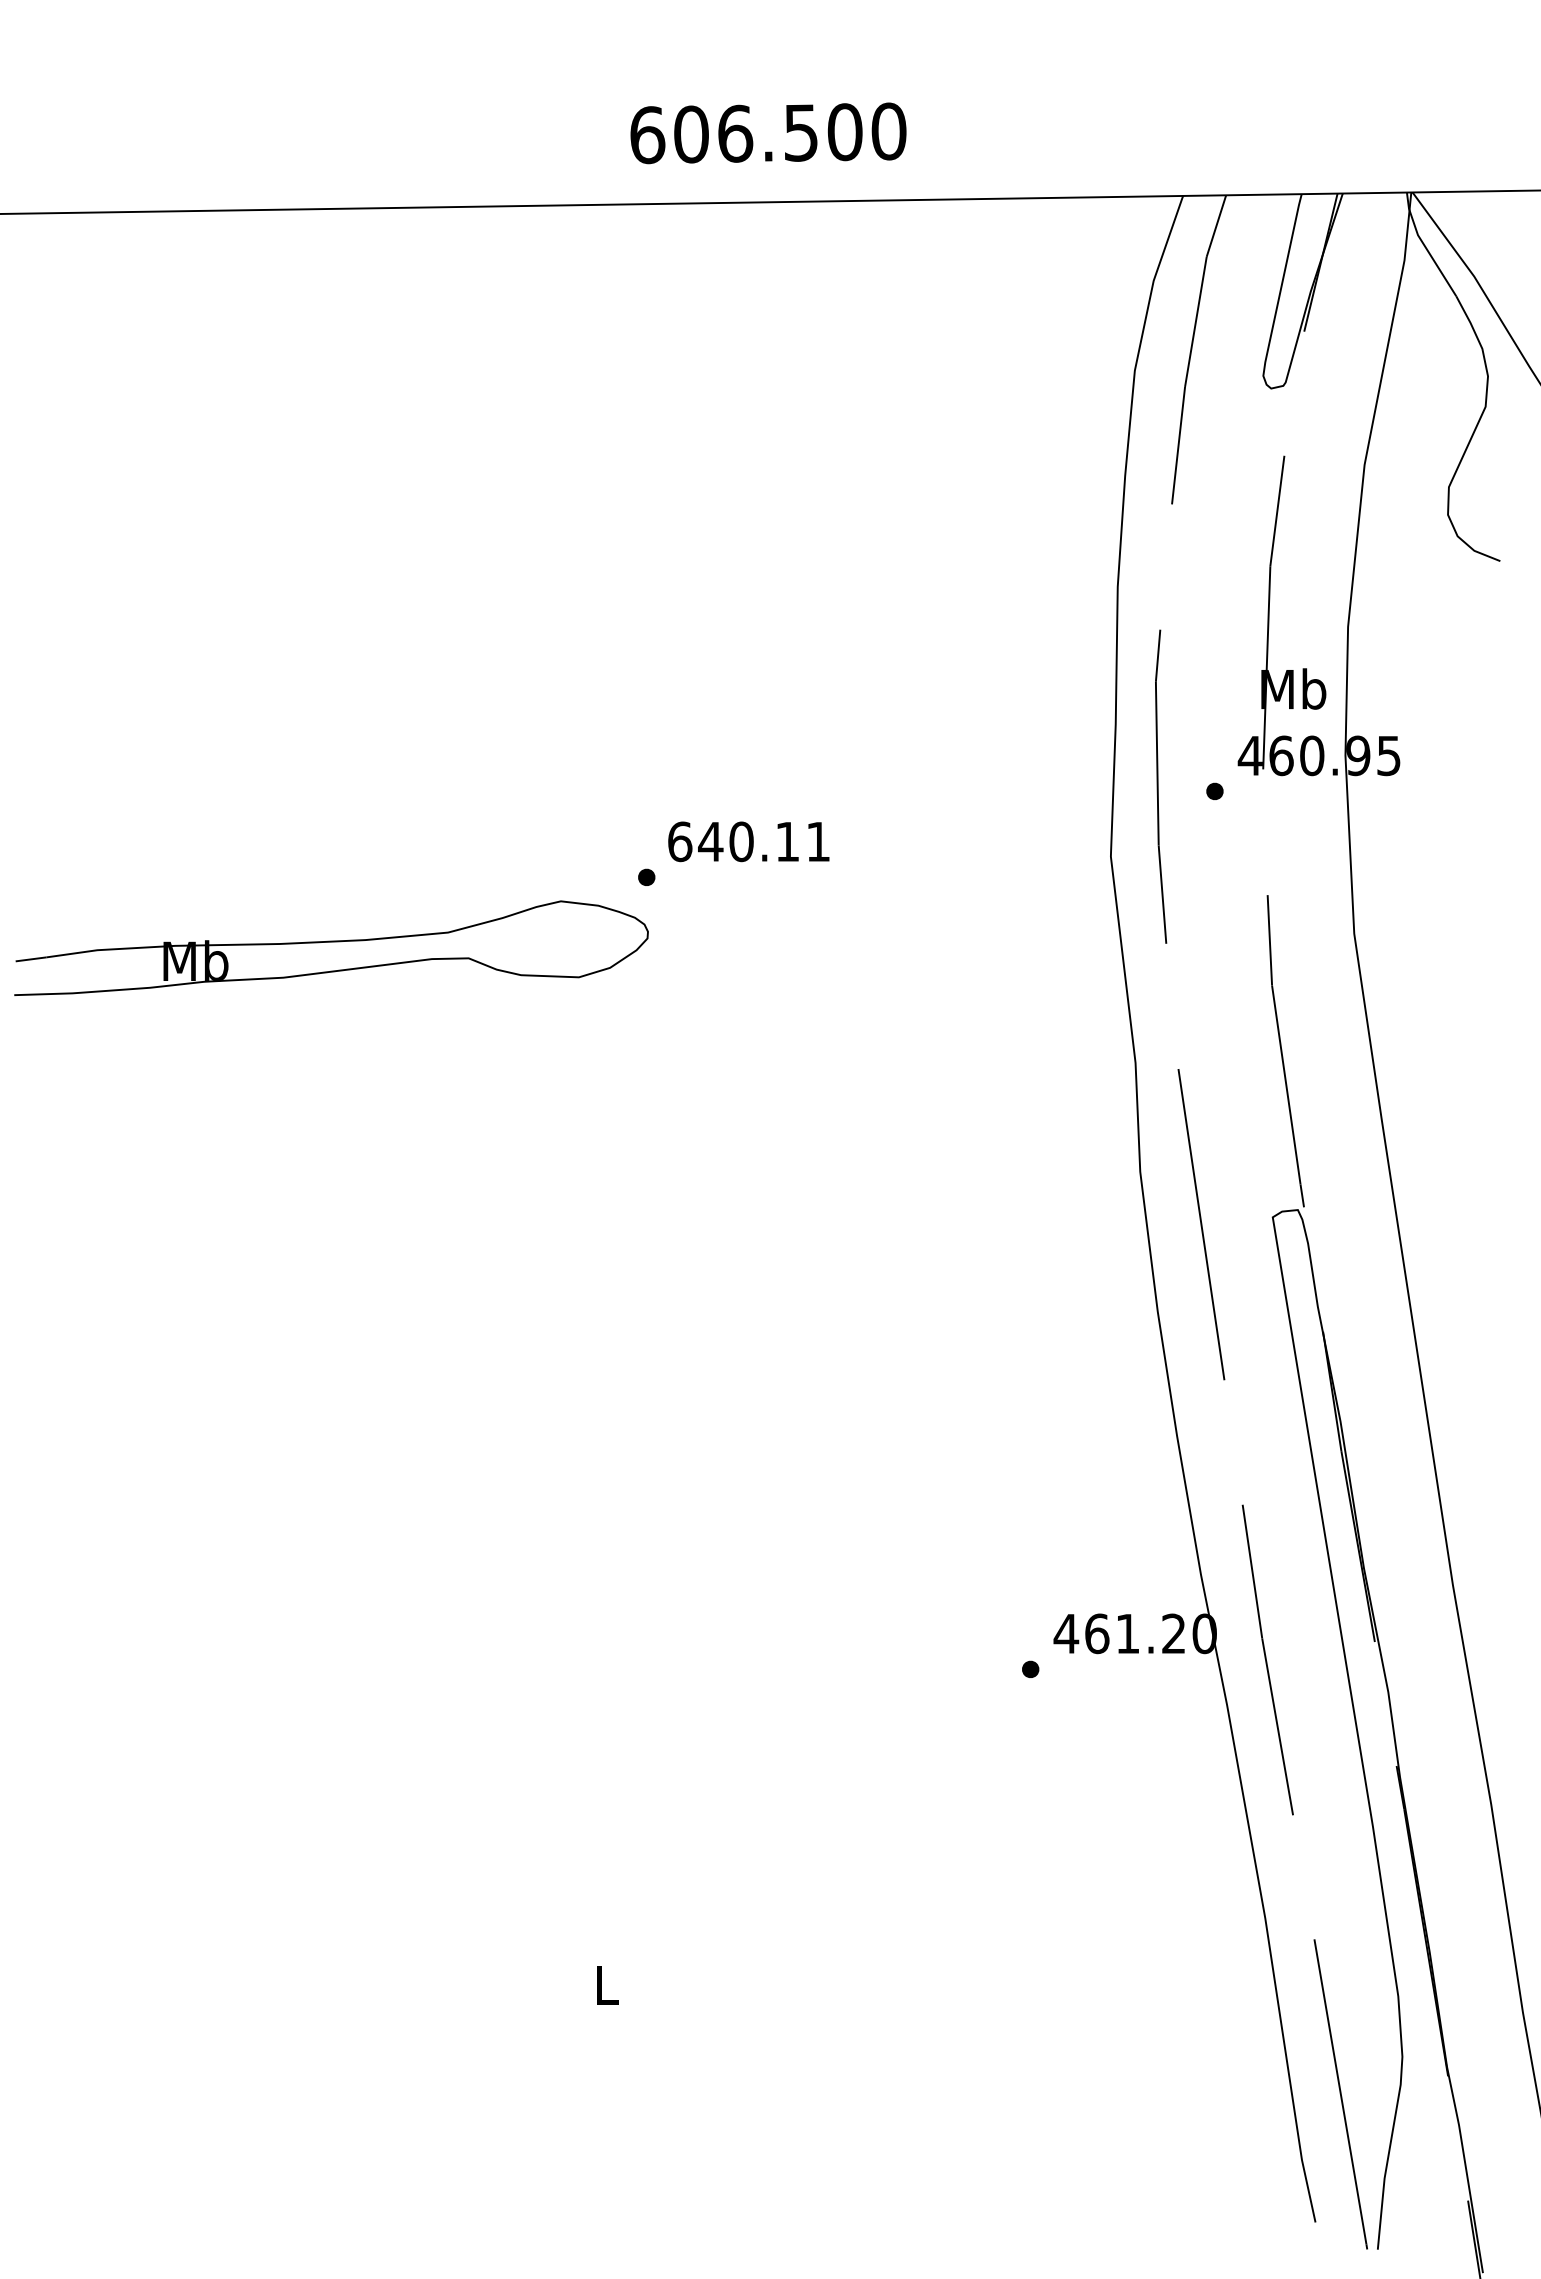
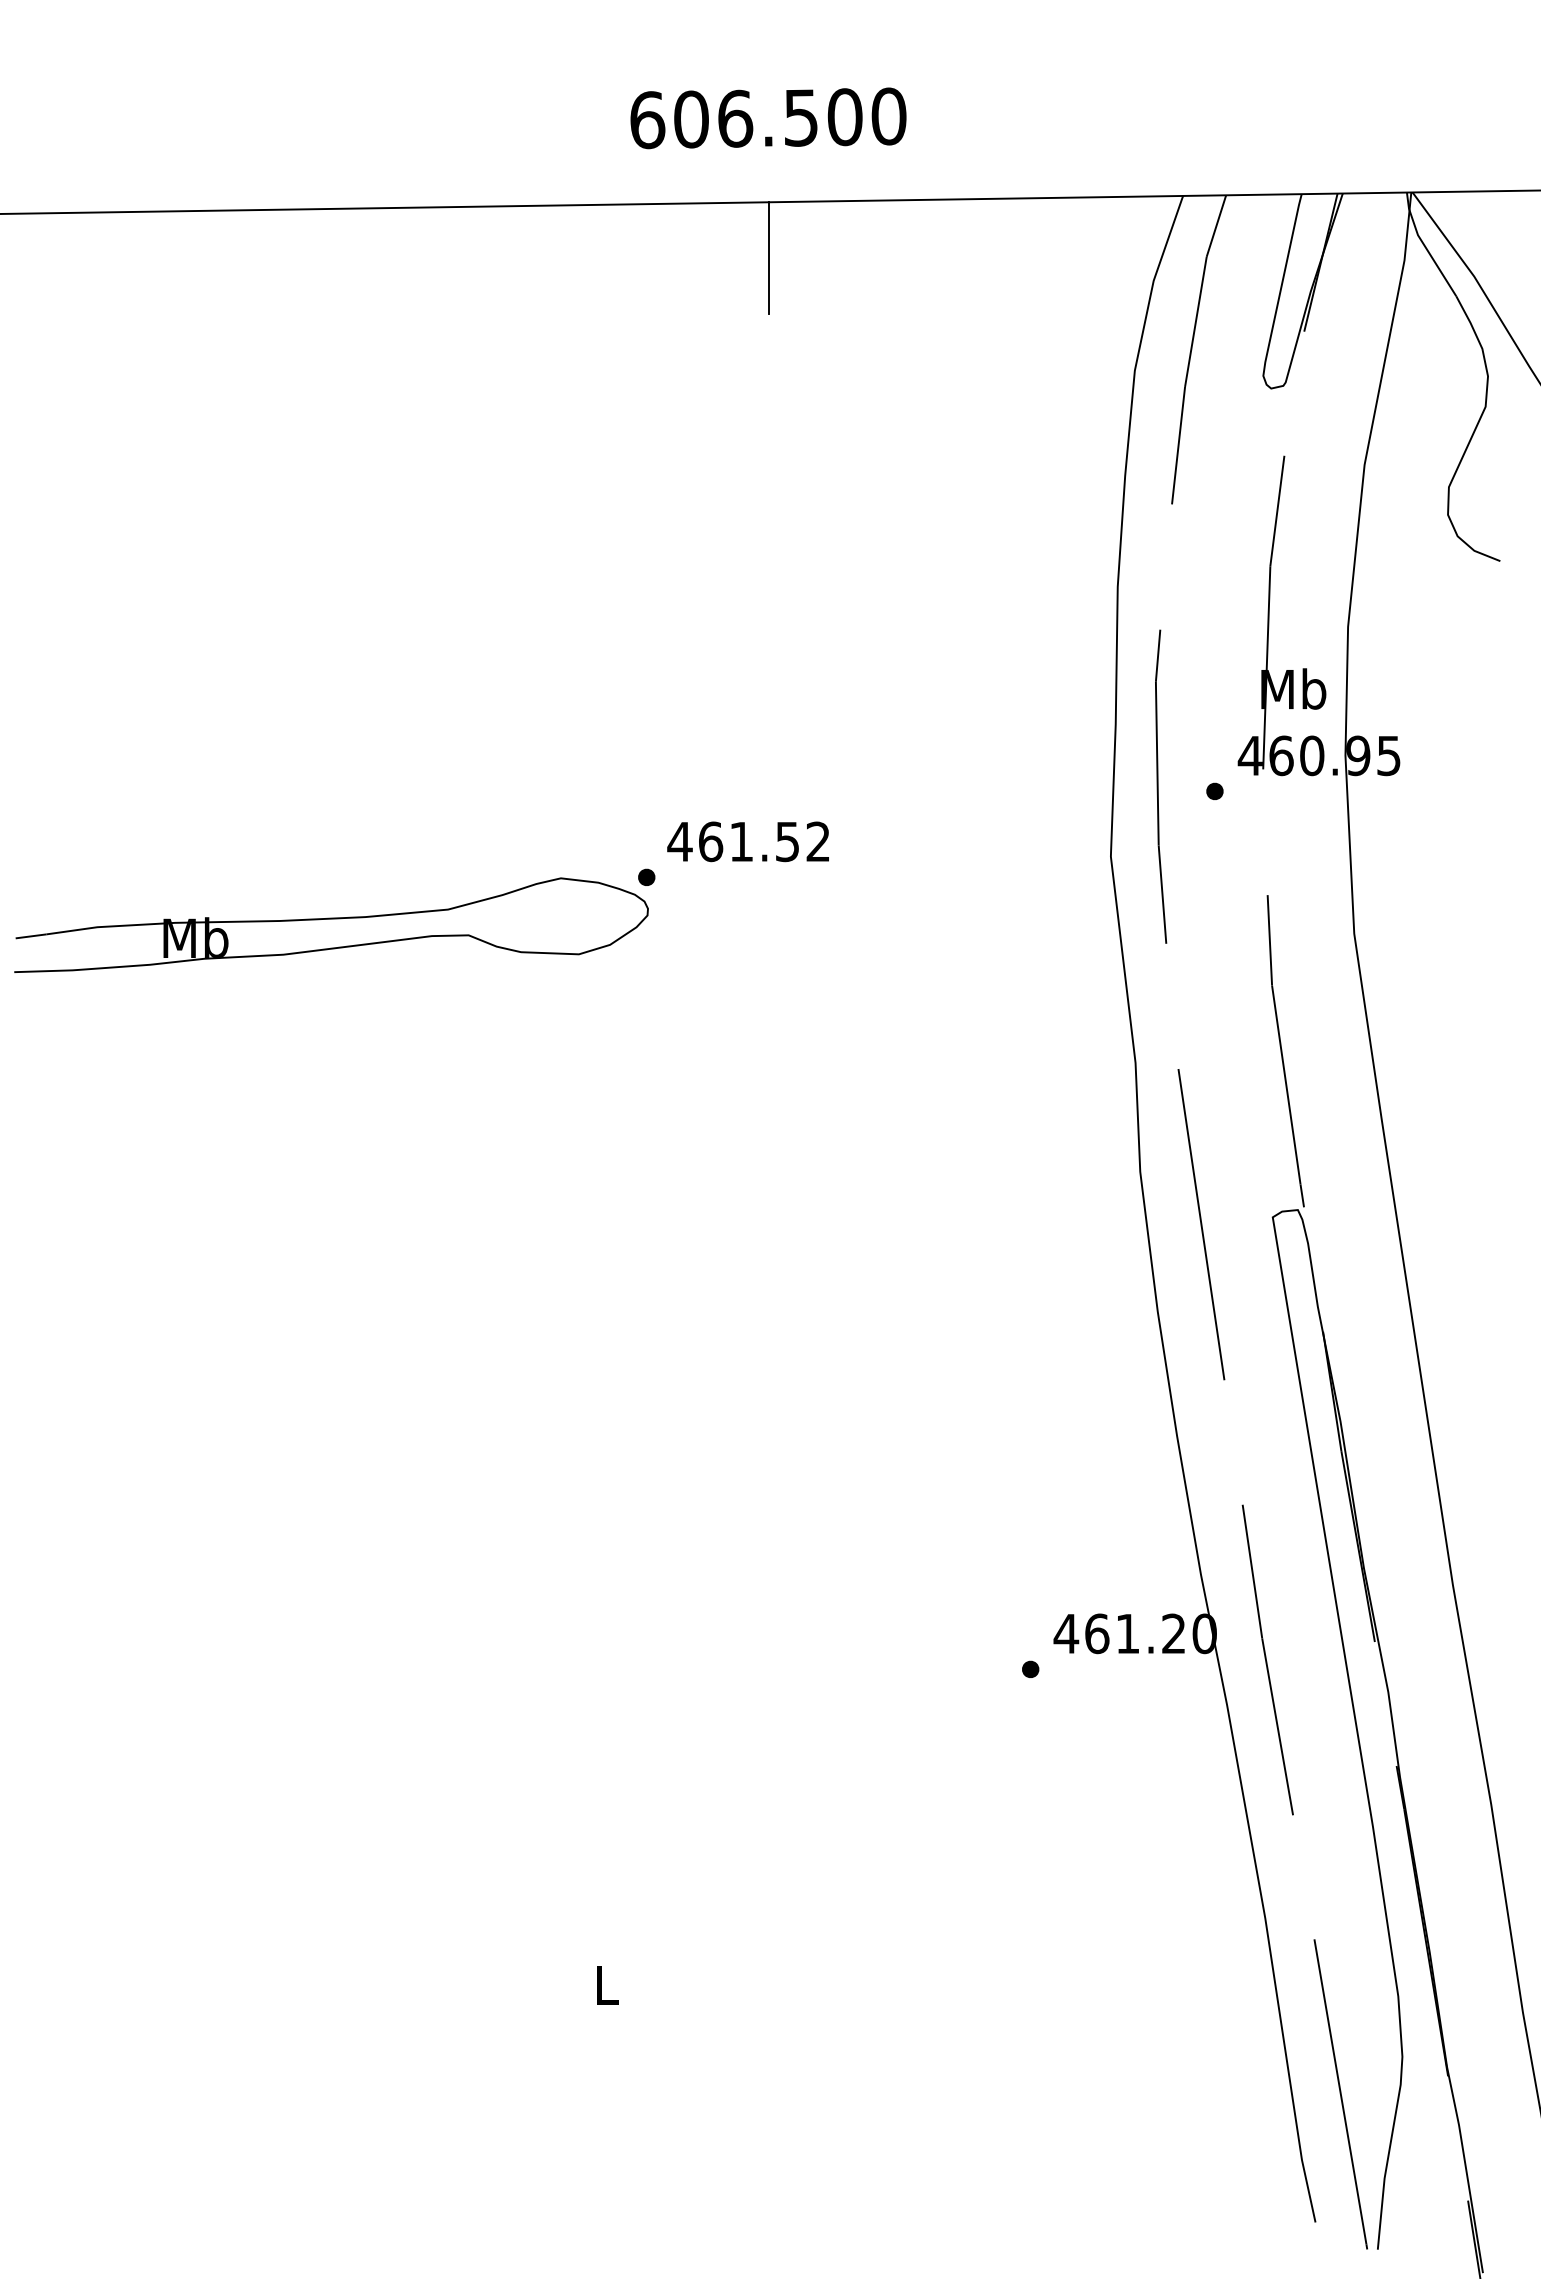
text position: (768, 133) -> (768, 118) (768, 118)
line: none -> present (768, 258)
text: 640.11 -> 461.52 (748, 841)
part position: (331, 947) -> (331, 924) (331, 924)
